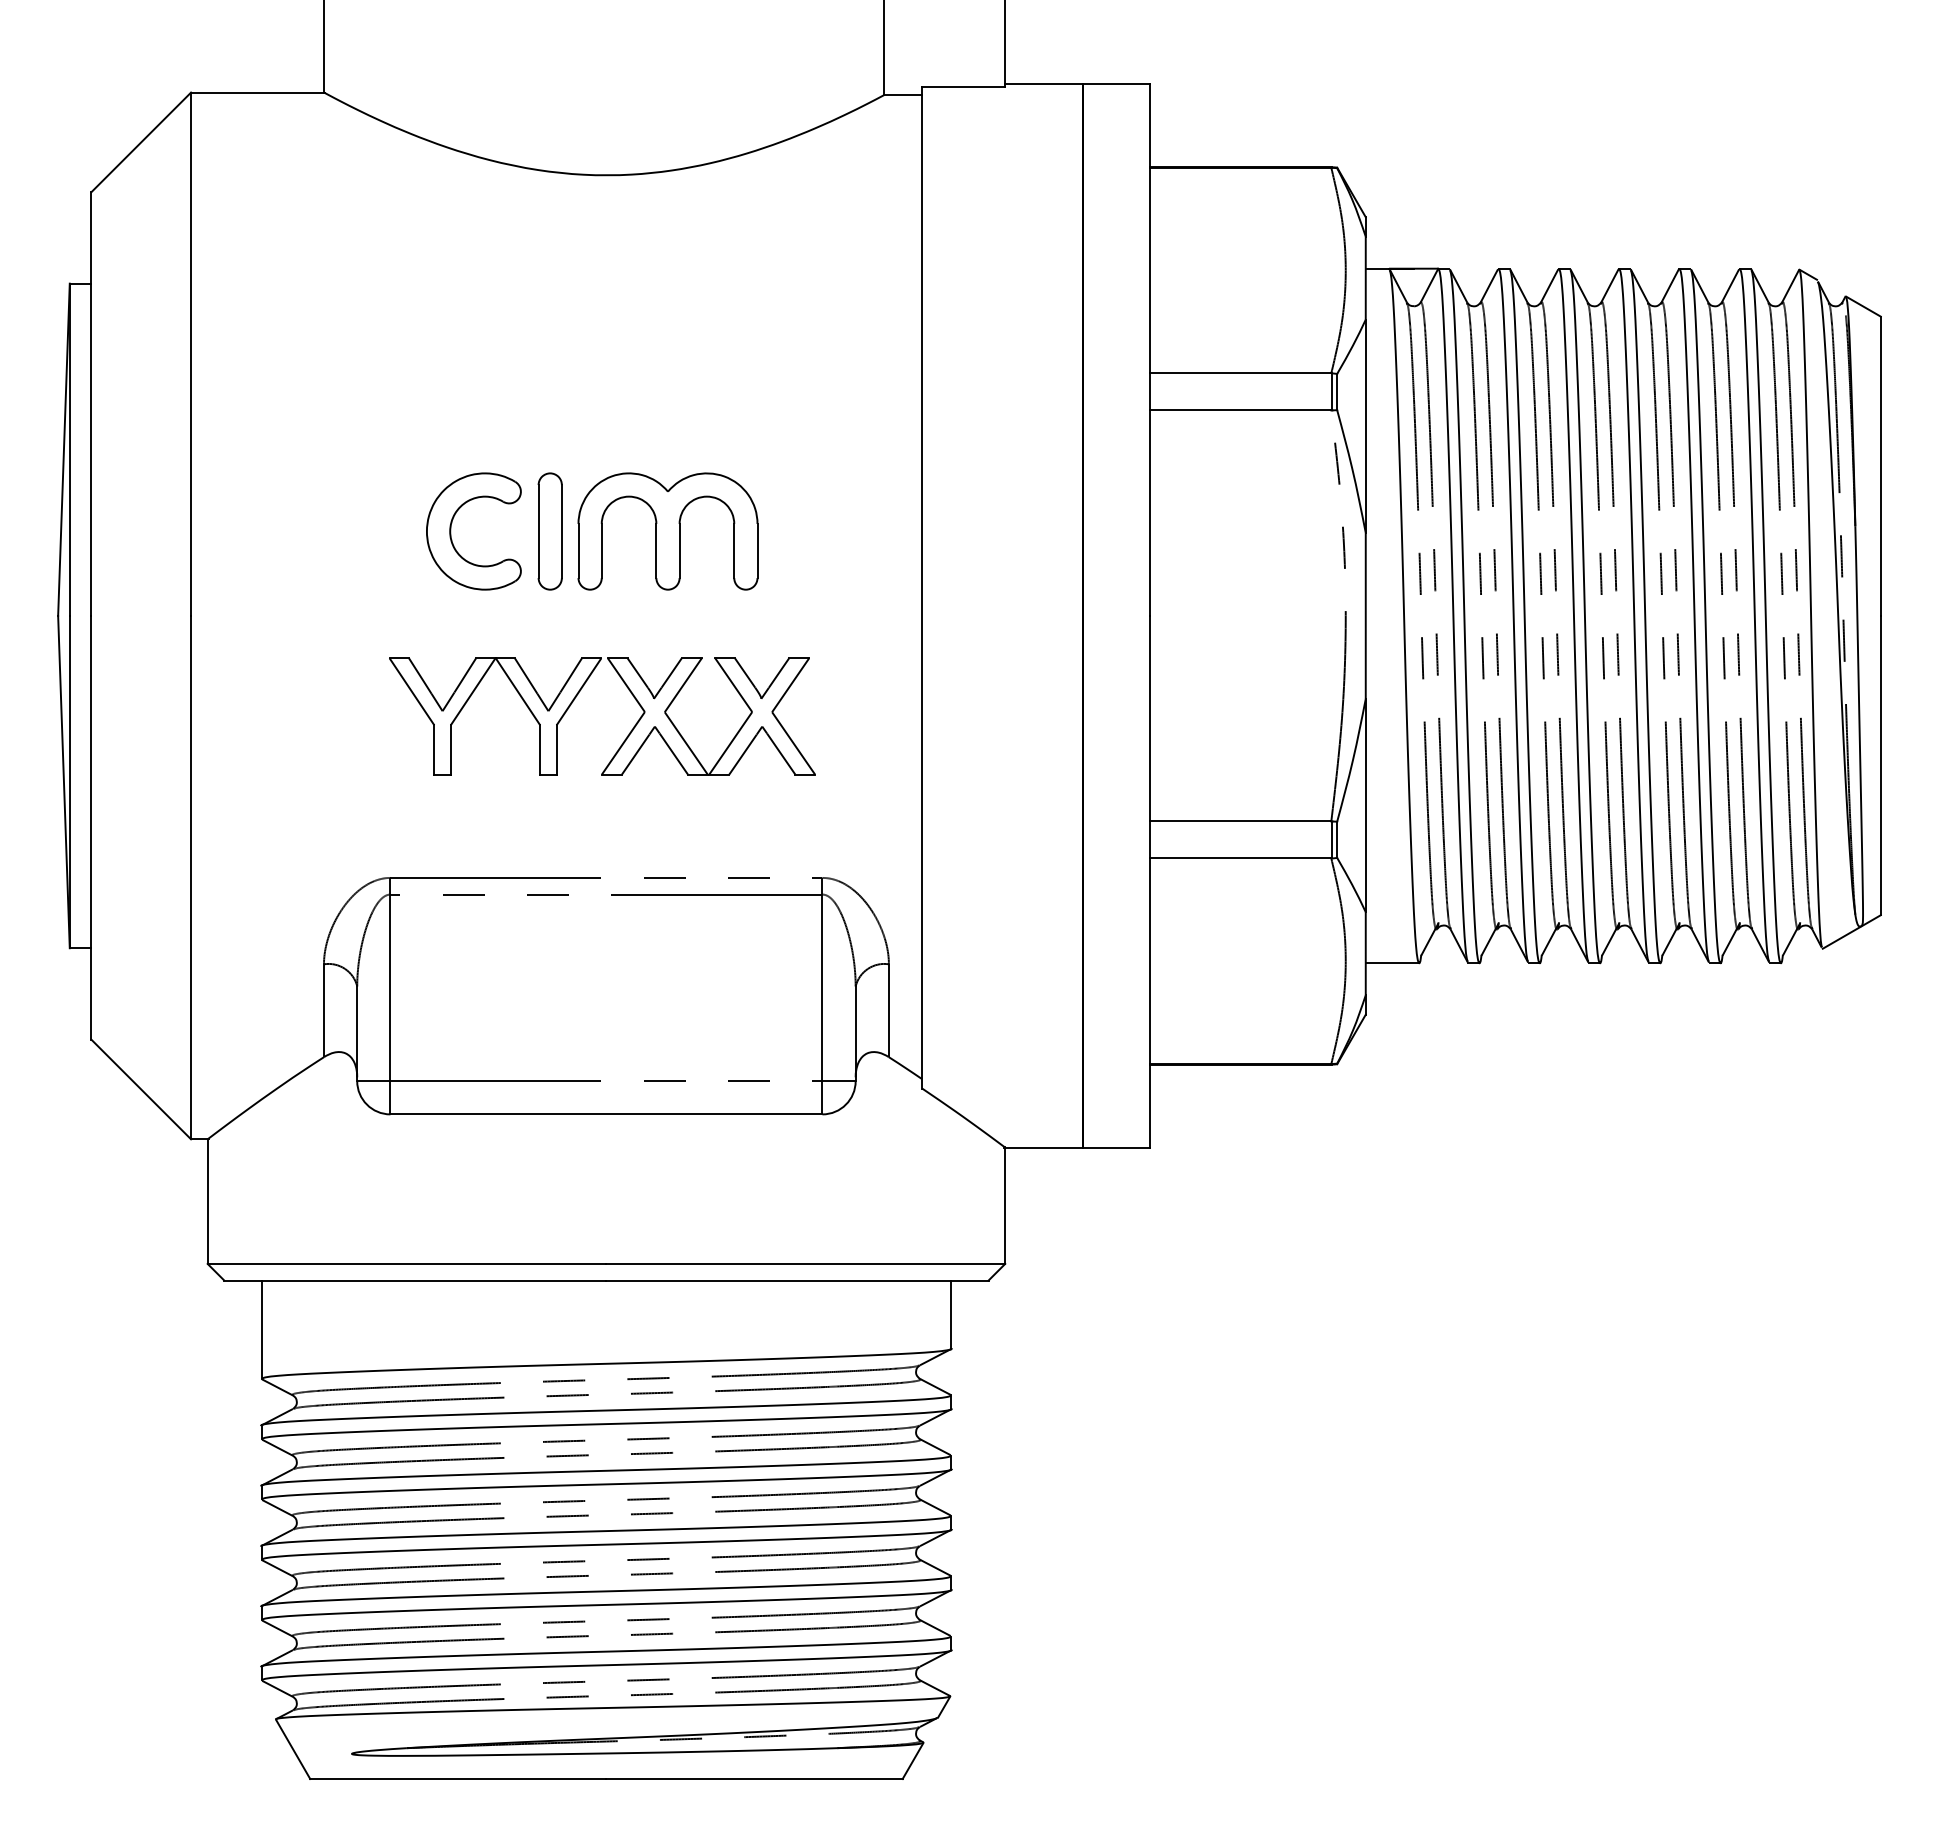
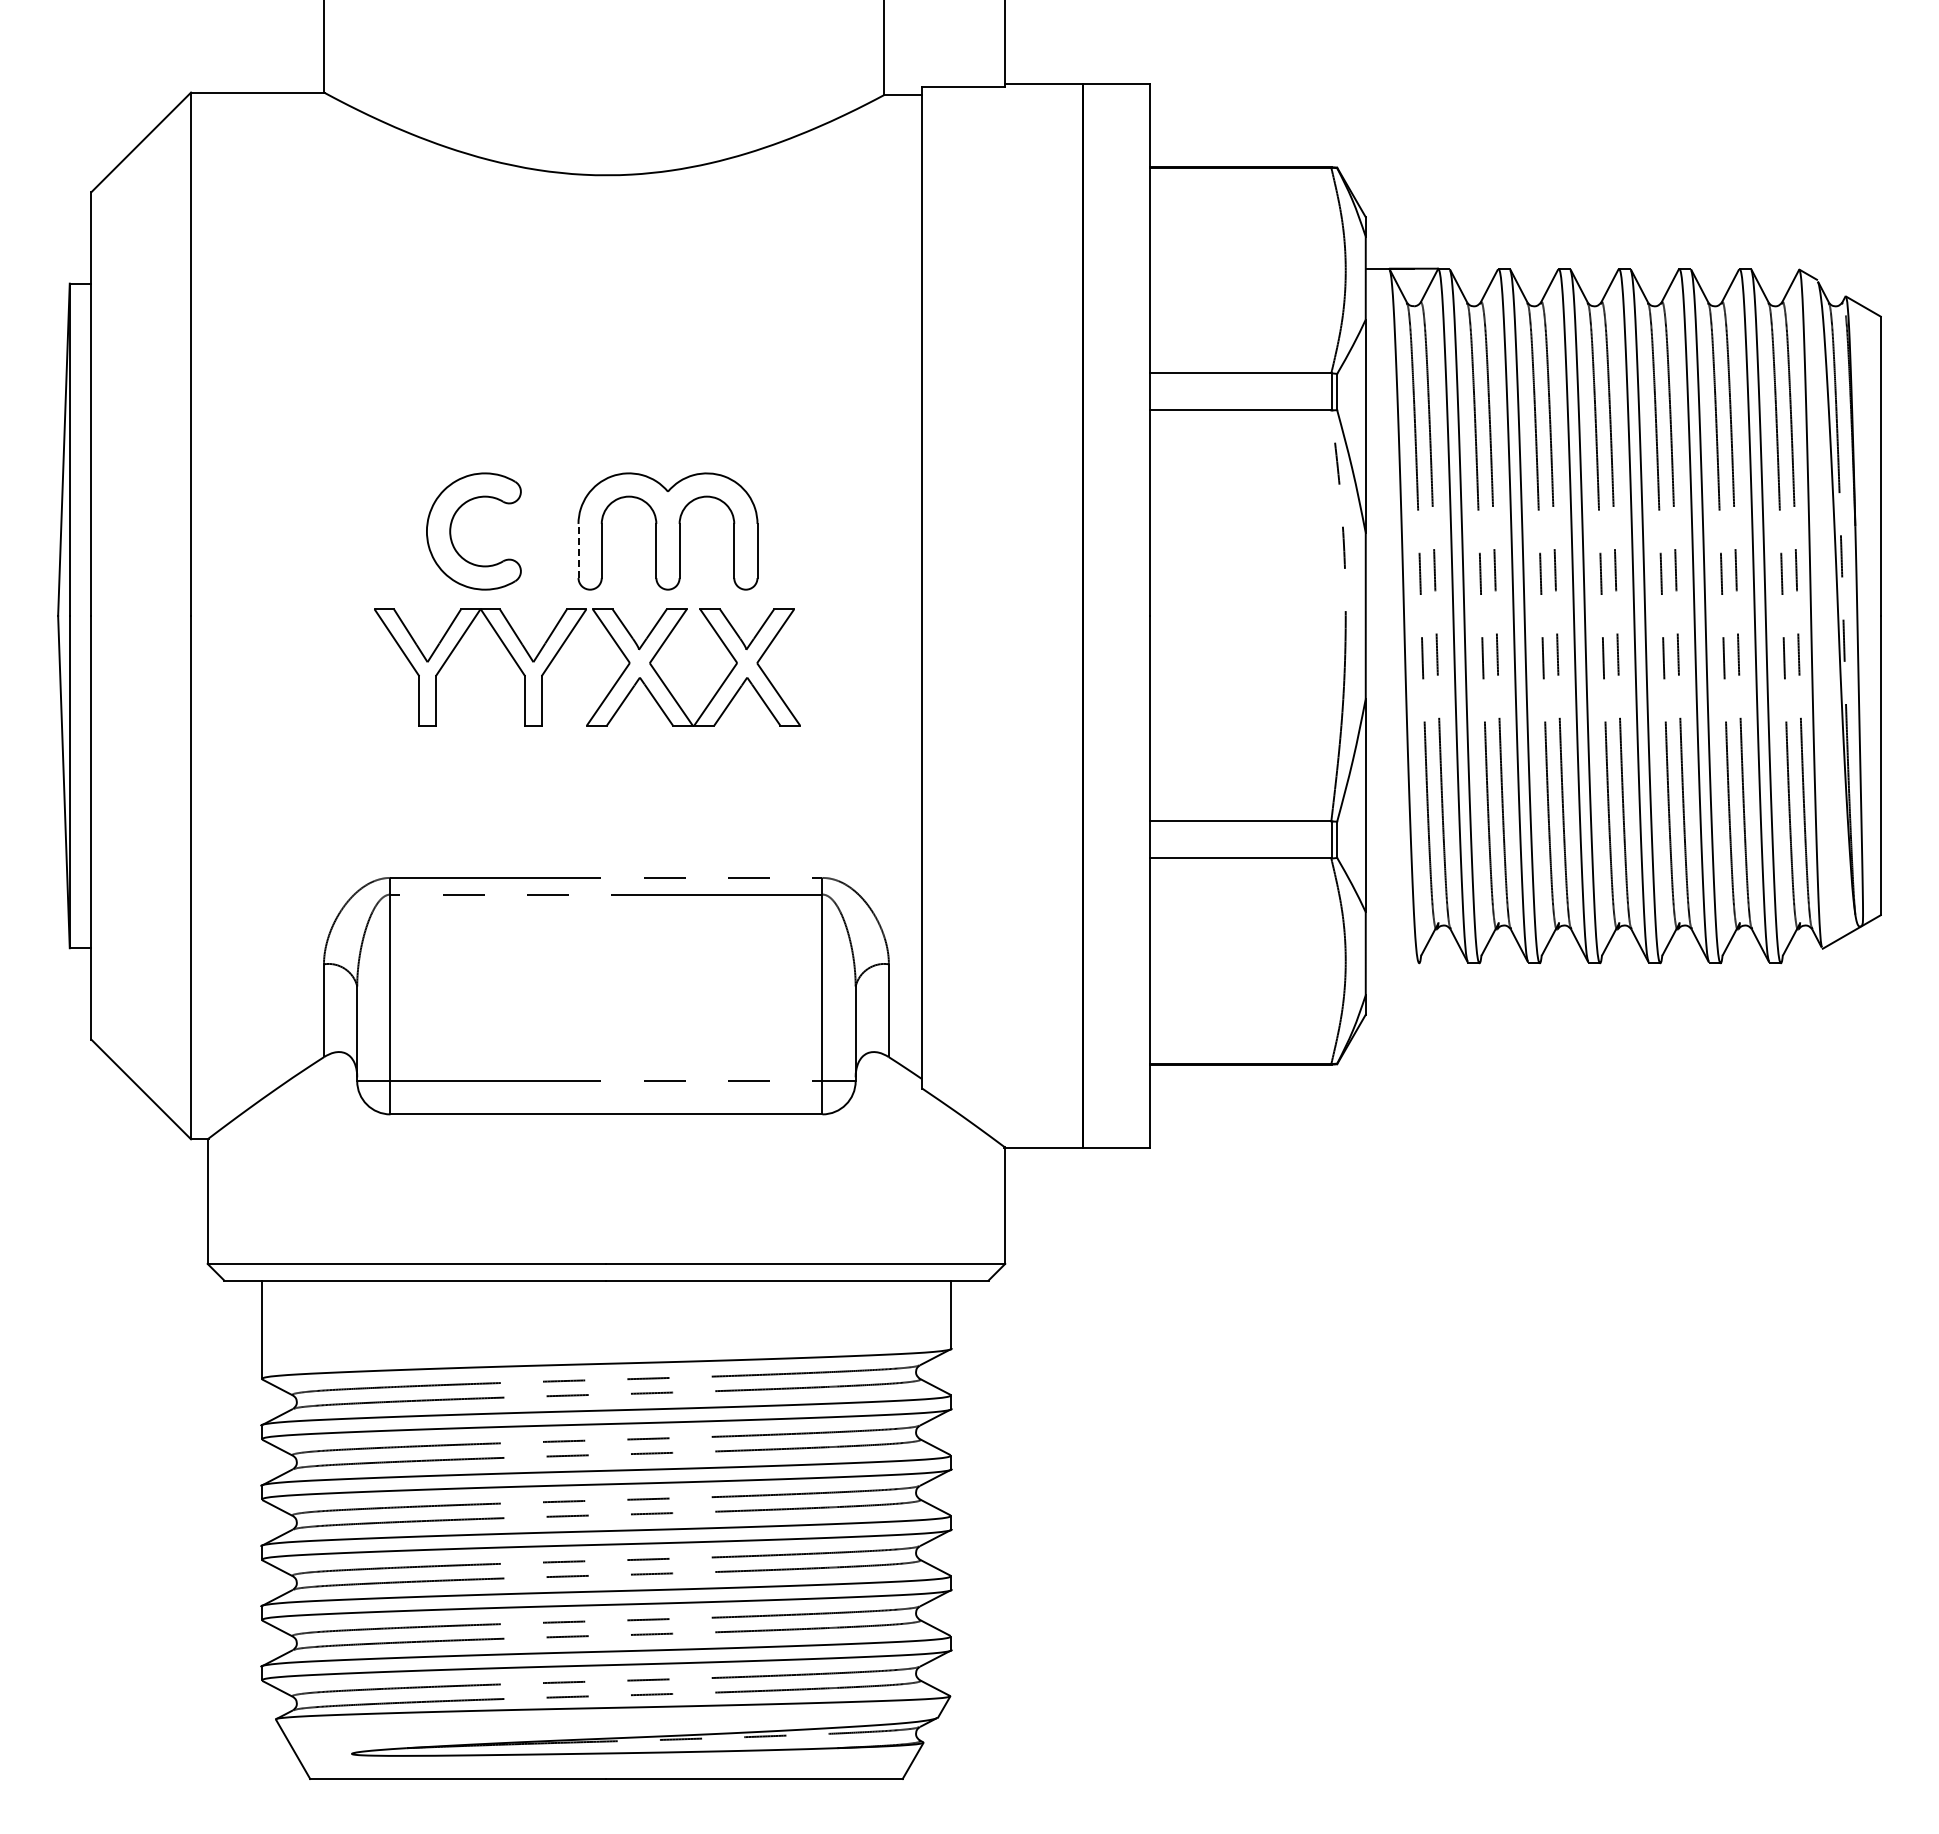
part: present -> none (549, 531)
line: solid -> dashed (578, 550)
part position: (626, 736) -> (611, 687) (611, 687)
line: present -> none (1392, 963)
